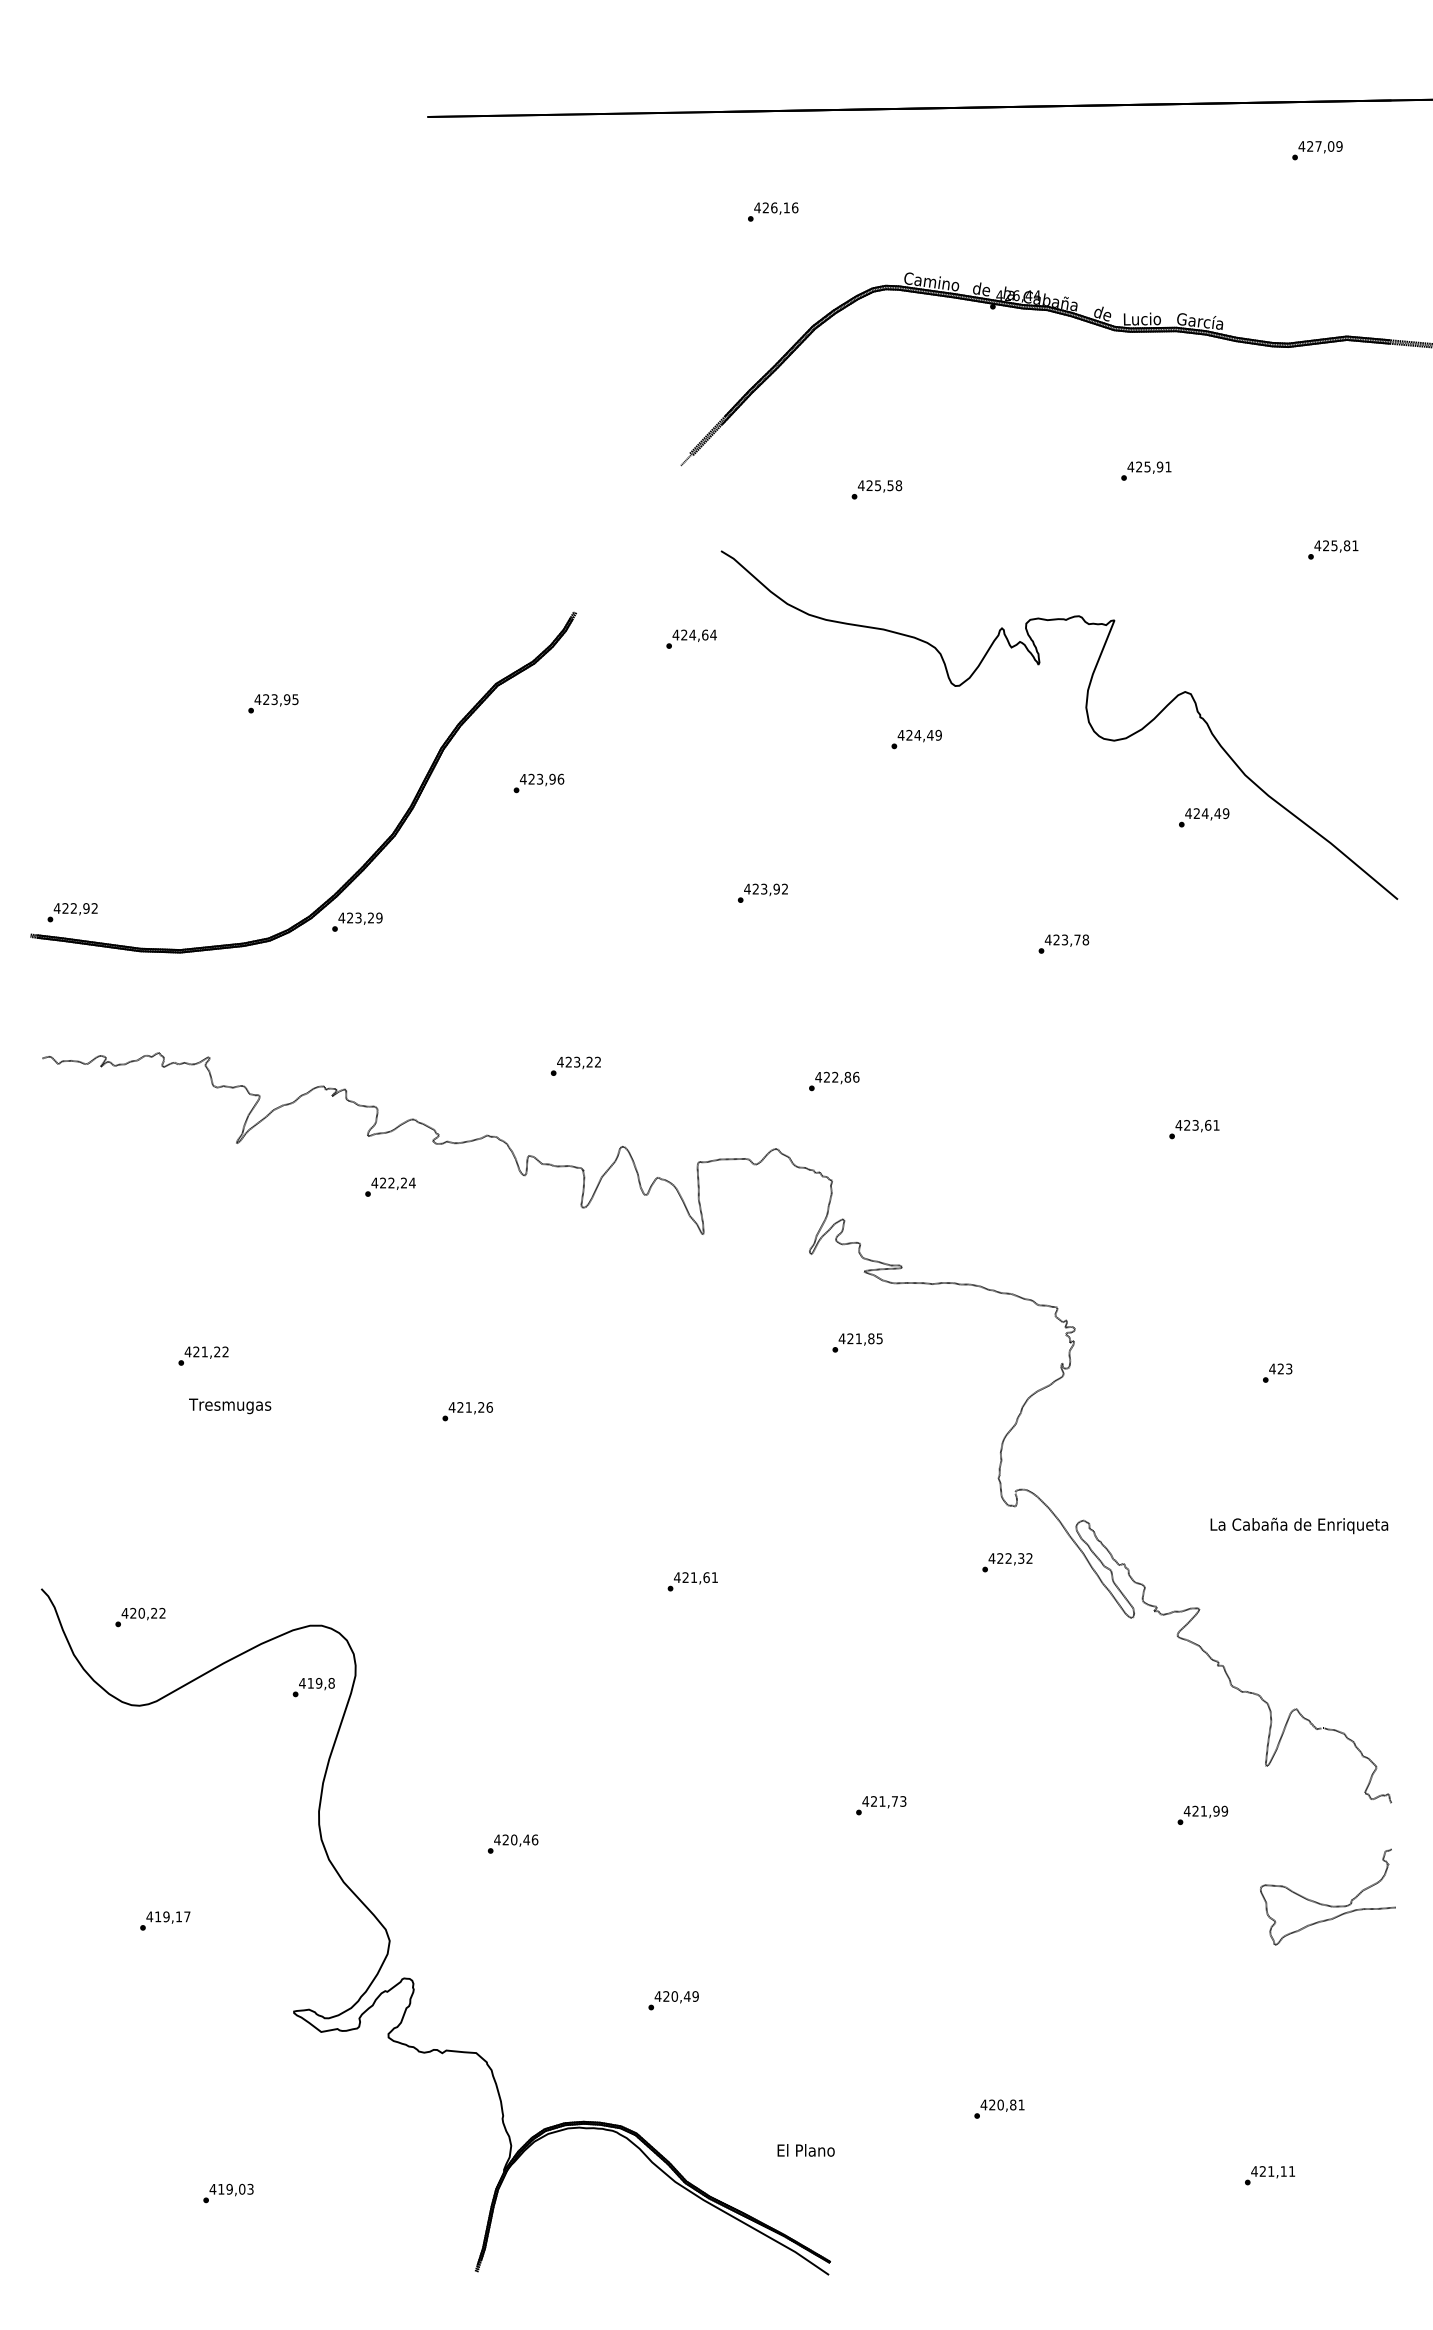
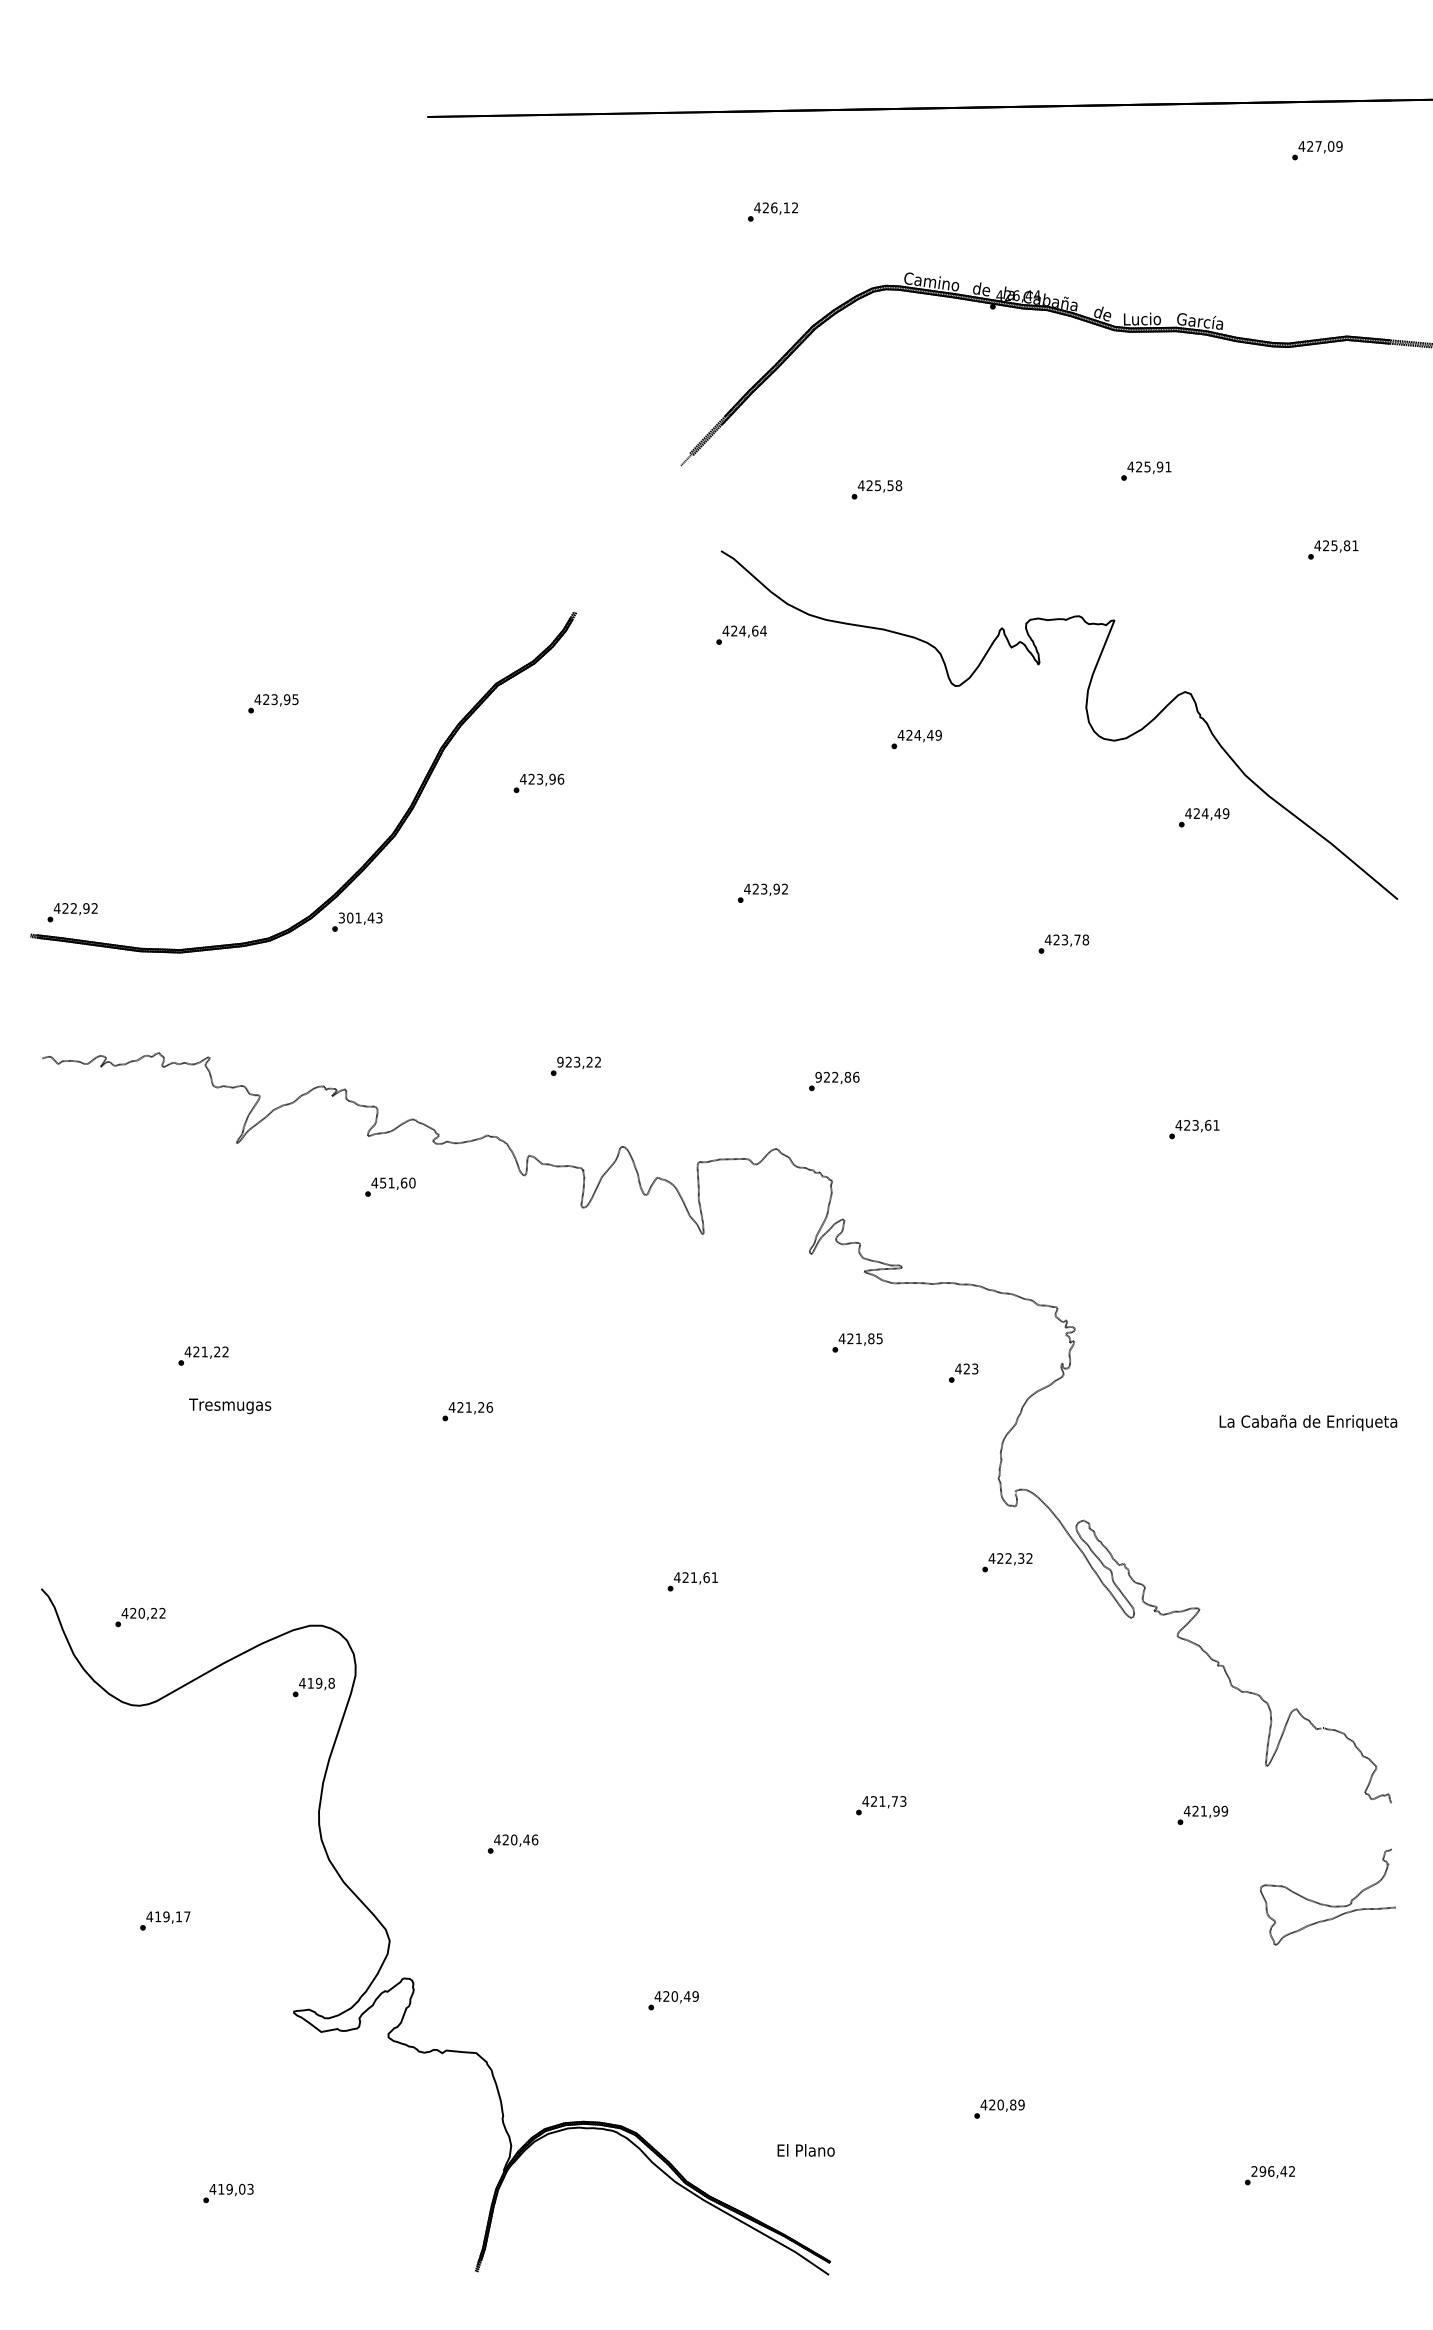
text: 426,16 -> 426,12 (795, 207)
text position: (691, 638) -> (741, 634) (741, 634)
text: 423,29 -> 301,43 (360, 917)
text: 423,22 -> 923,22 (560, 1061)
text: 422,86 -> 922,86 (818, 1076)
text: 422,24 -> 451,60 (397, 1182)
text position: (1277, 1372) -> (963, 1372) (963, 1372)
text position: (1299, 1525) -> (1308, 1422) (1308, 1422)
text: 420,81 -> 420,89 (1021, 2104)
text: 421,11 -> 296,42 (1272, 2171)
